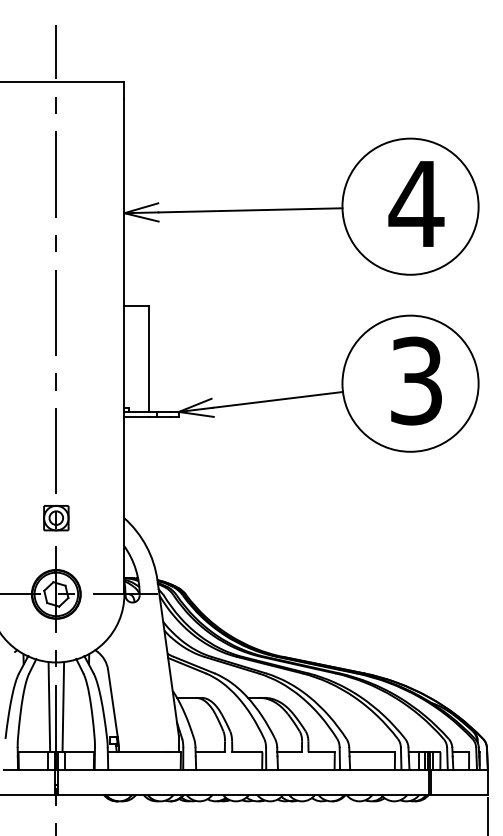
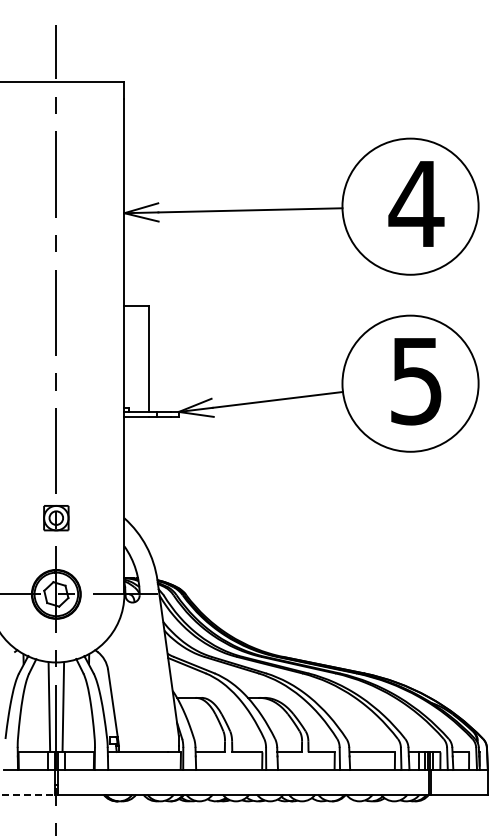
text: 3 -> 5 (416, 380)
line: solid -> dashed (28, 794)
line: present -> none (487, 814)
